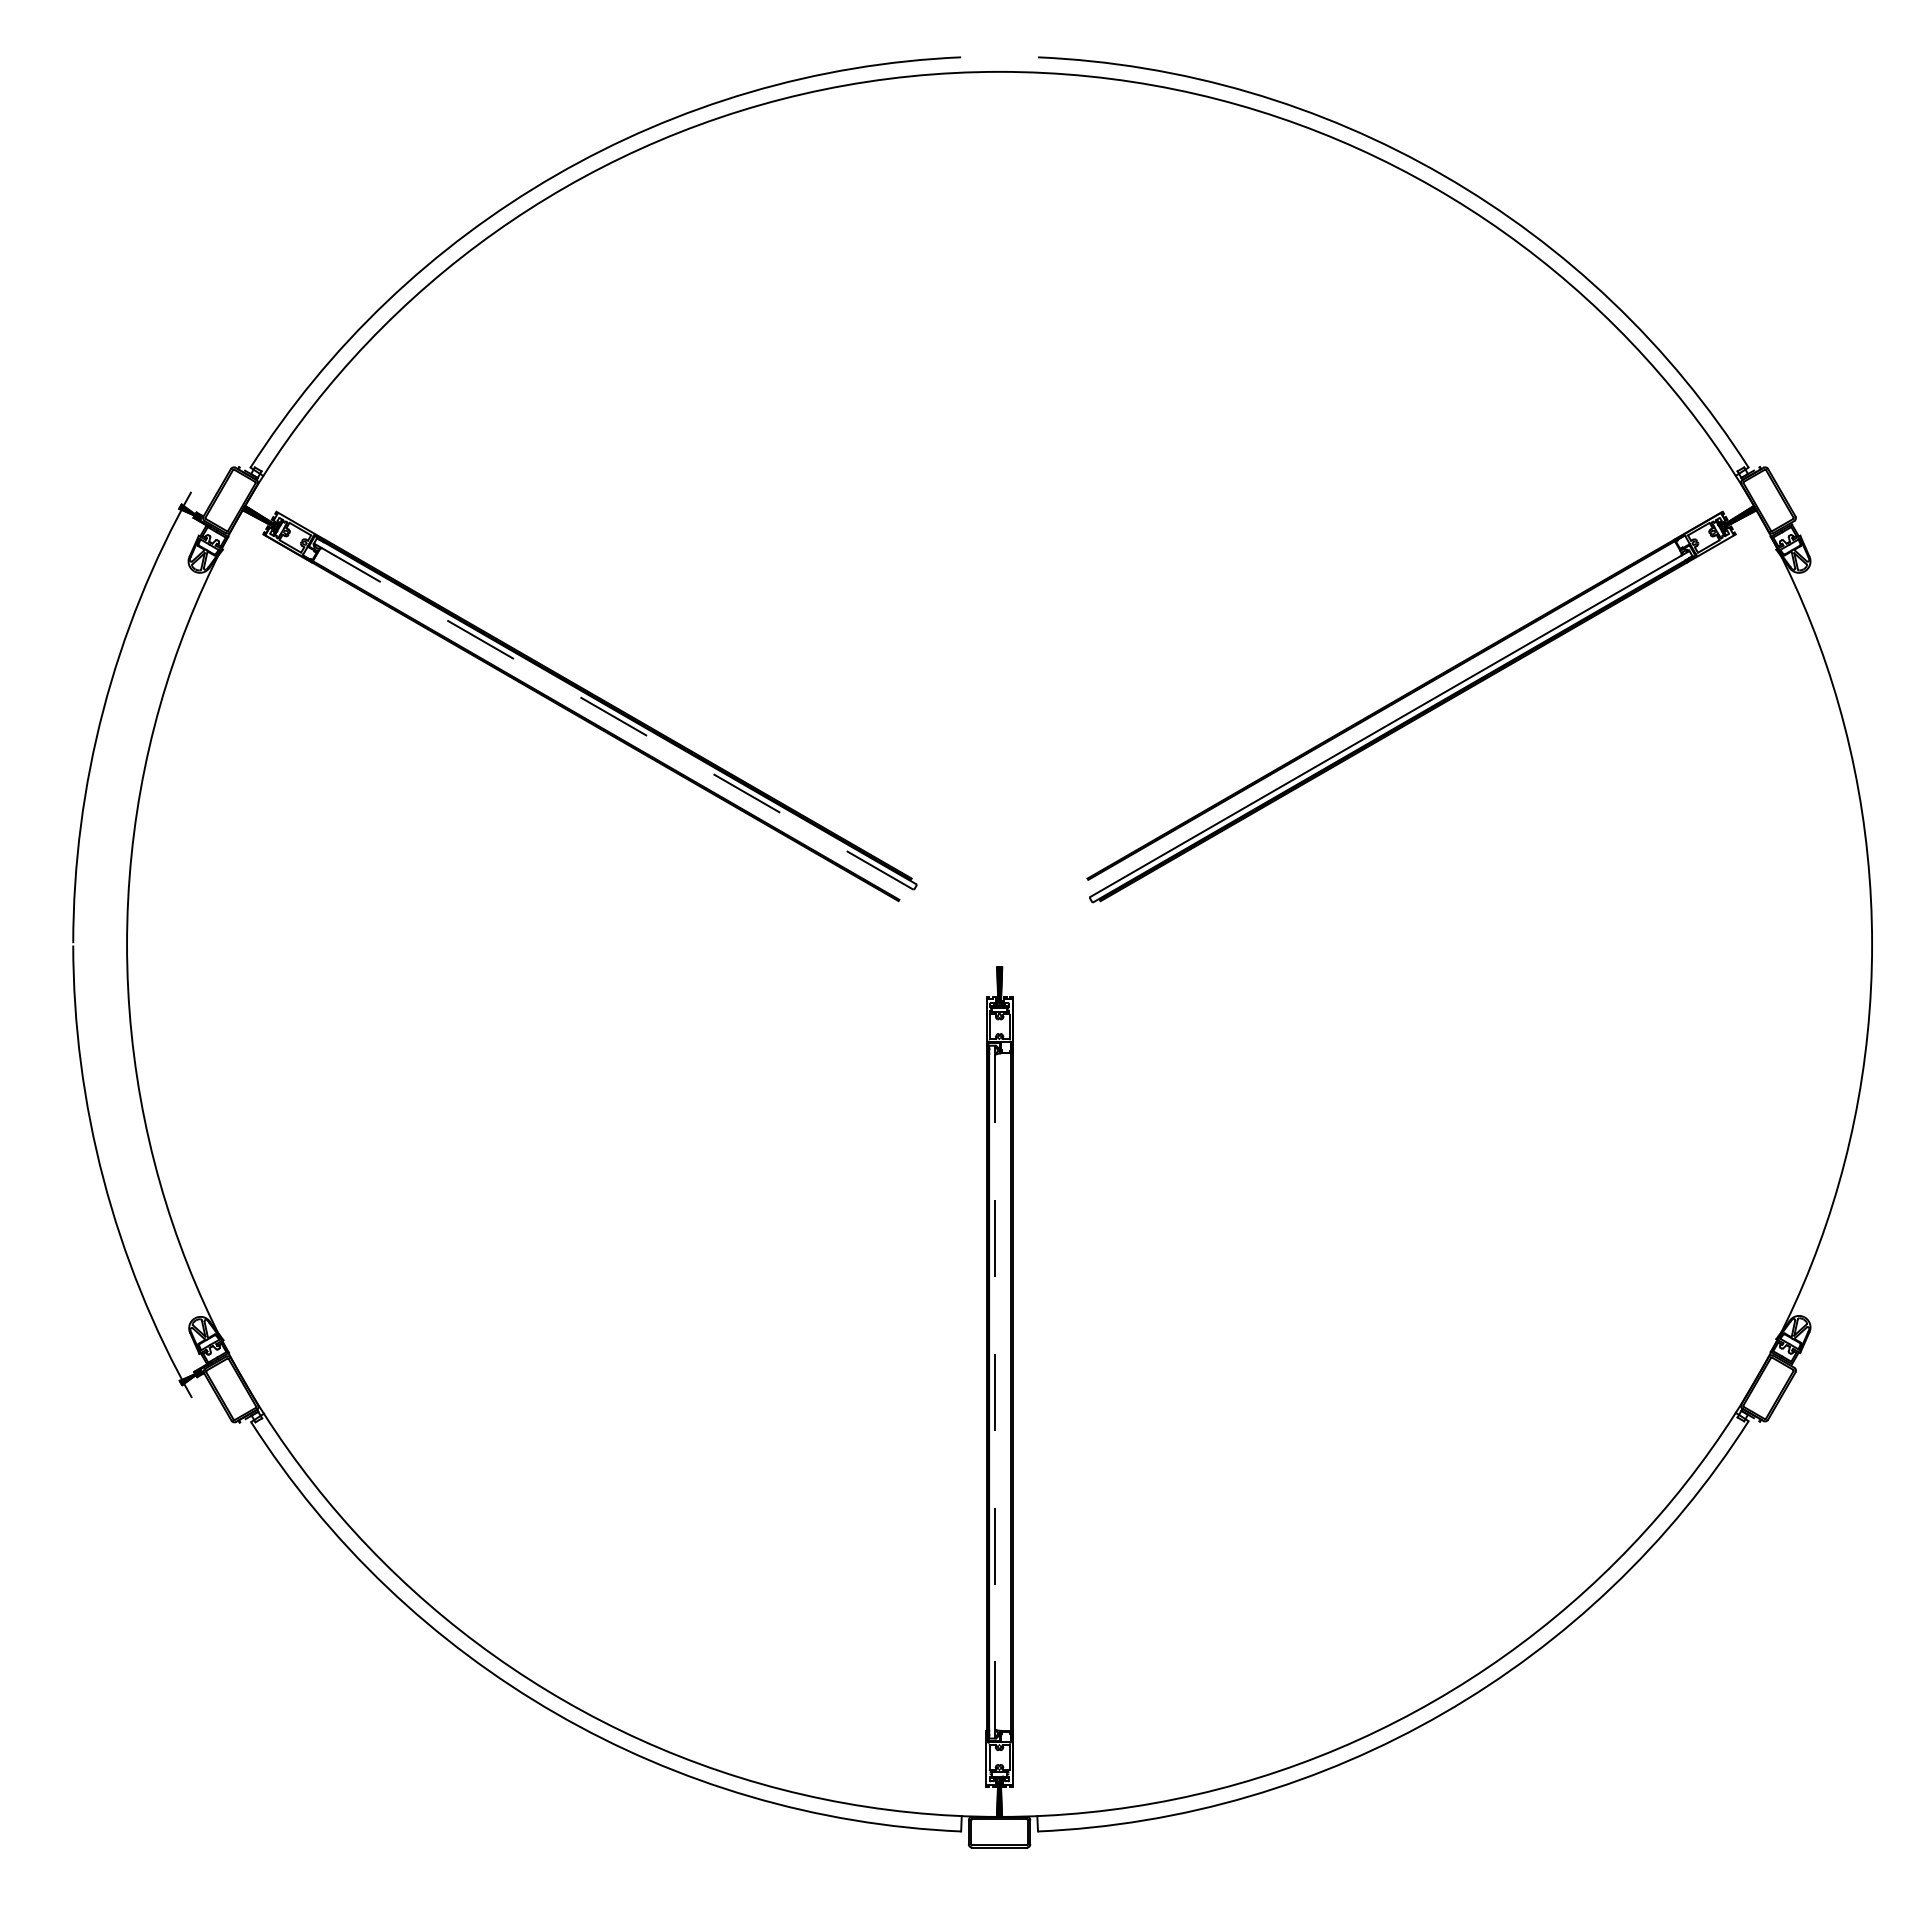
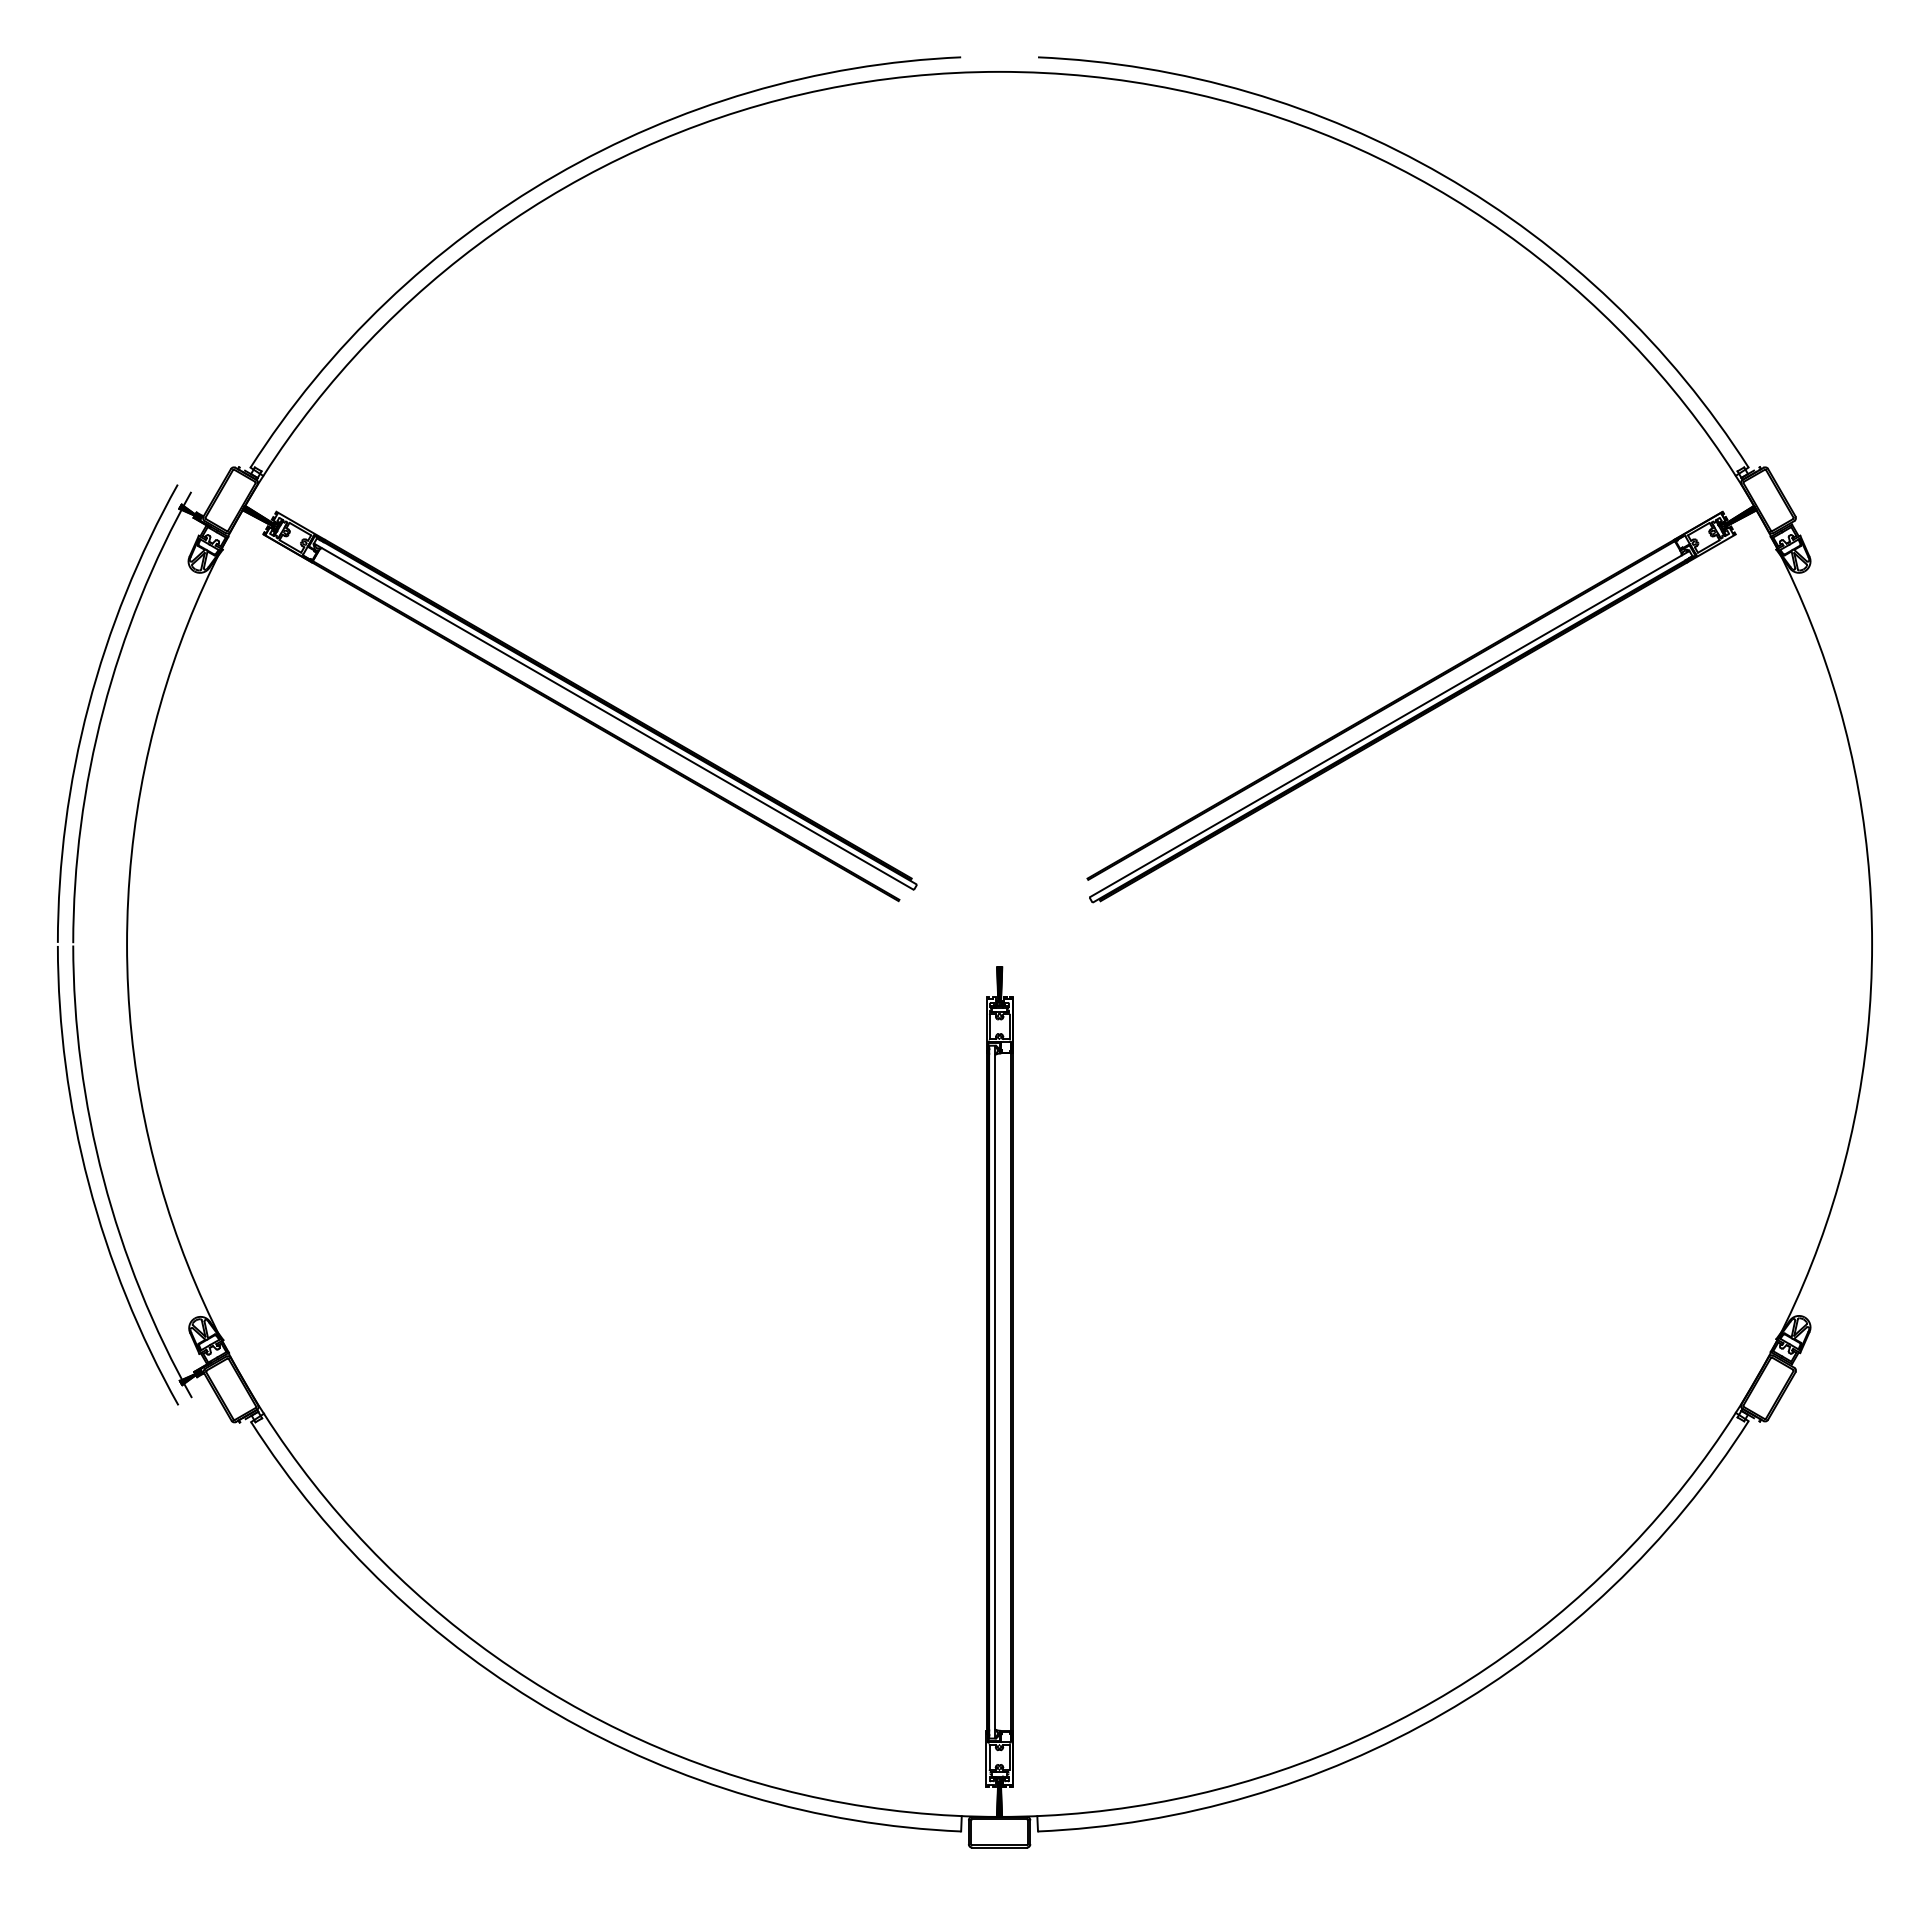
line: dashed -> solid (614, 716)
part: none -> present (58, 942)
line: dashed -> solid (995, 1392)
